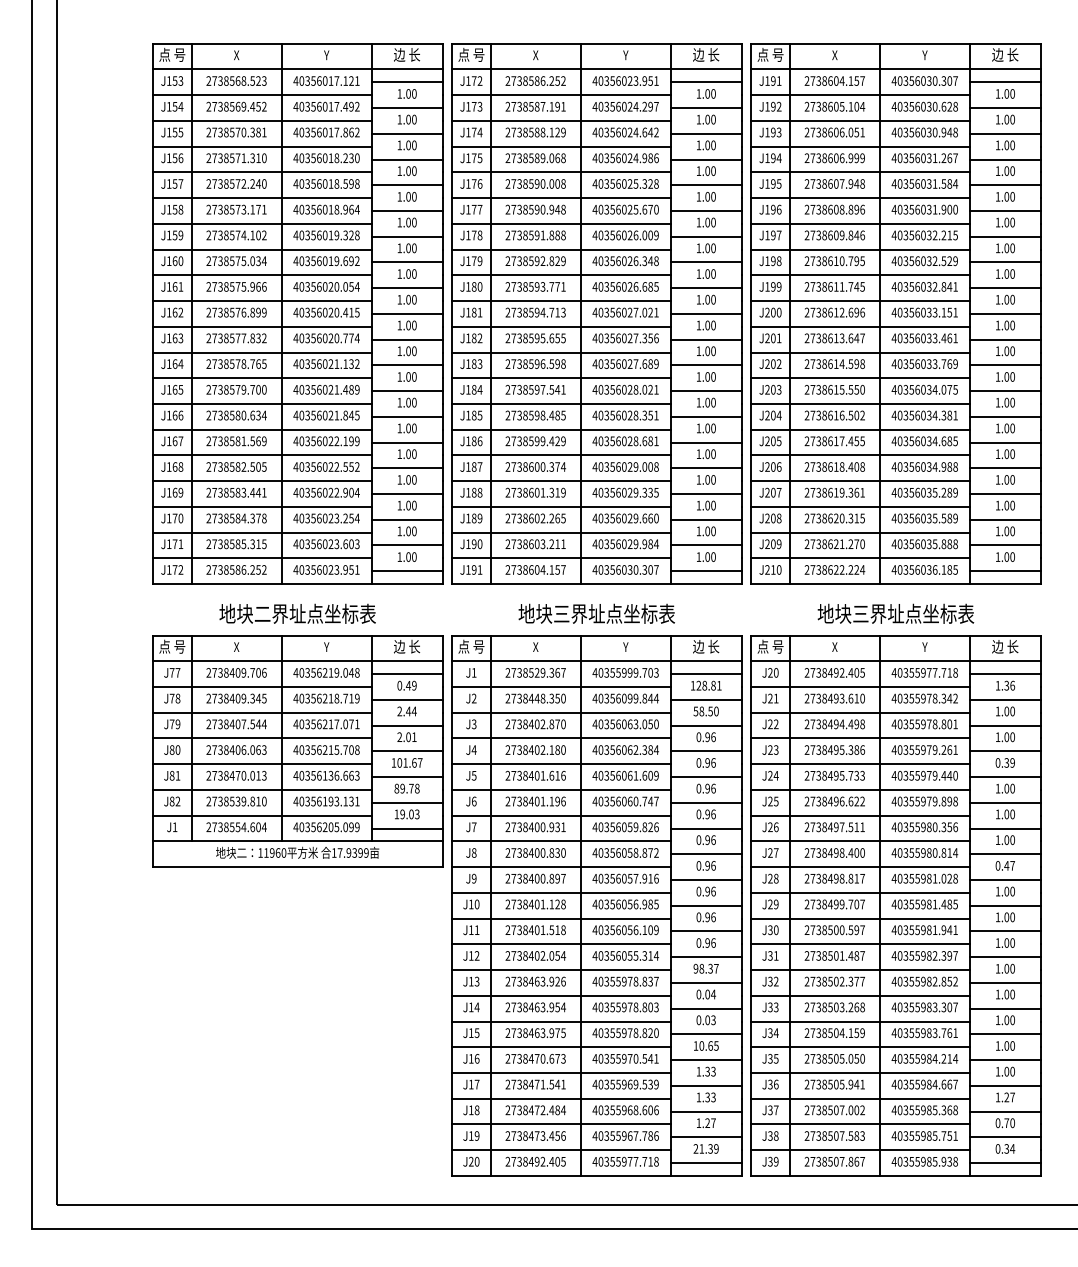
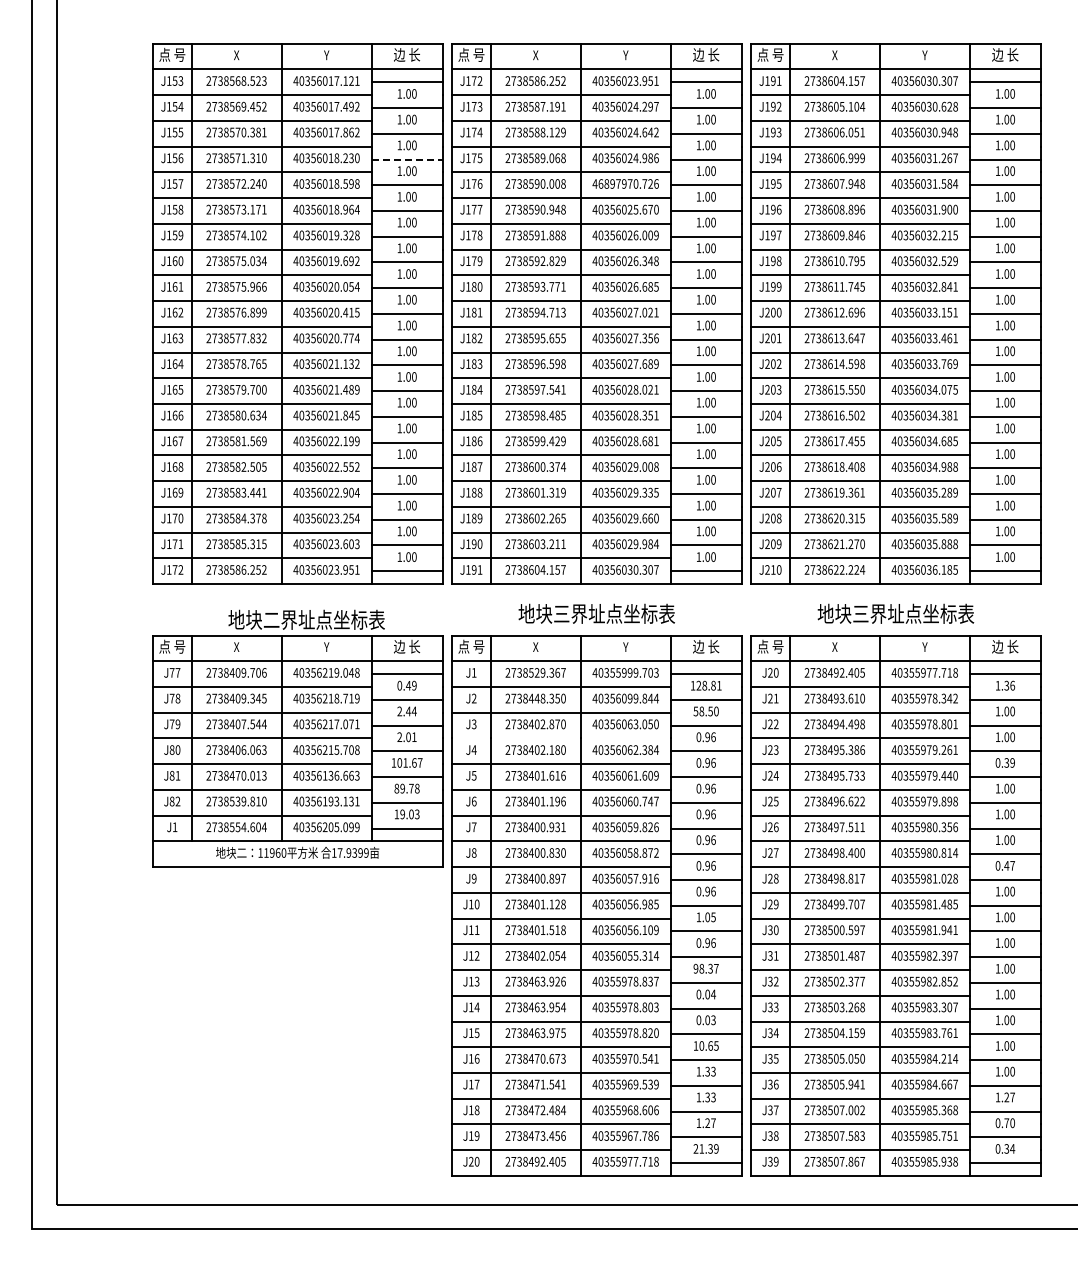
line: solid -> dashed (407, 159)
text: 40356025.328 -> 46897970.726 (628, 183)
text position: (297, 613) -> (306, 619) (306, 619)
line: present -> none (561, 738)
text: 0.96 -> 1.05 (705, 917)
